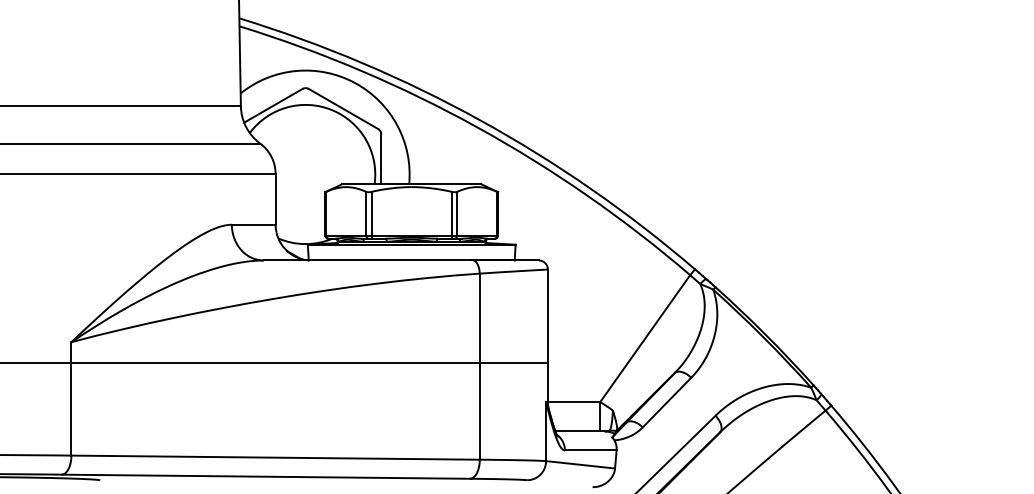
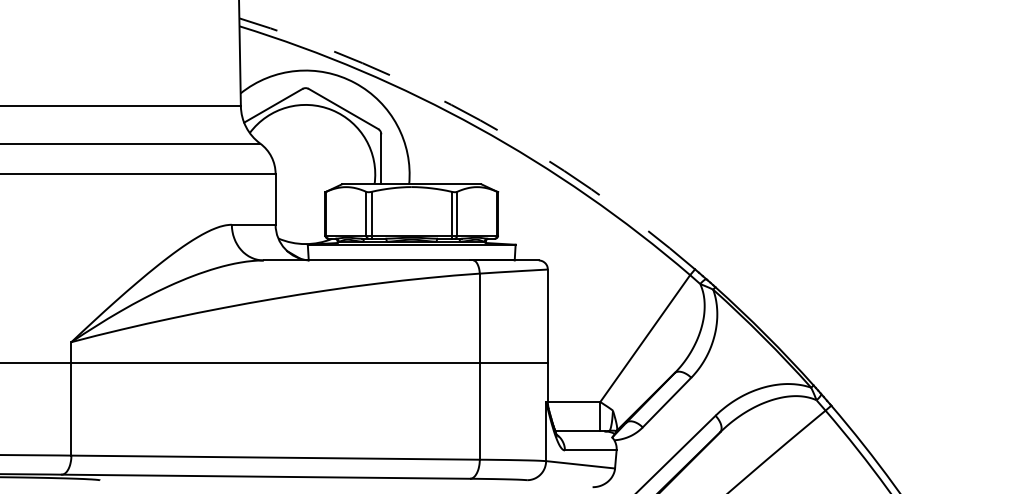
arc: solid -> dashed (480, 120)
